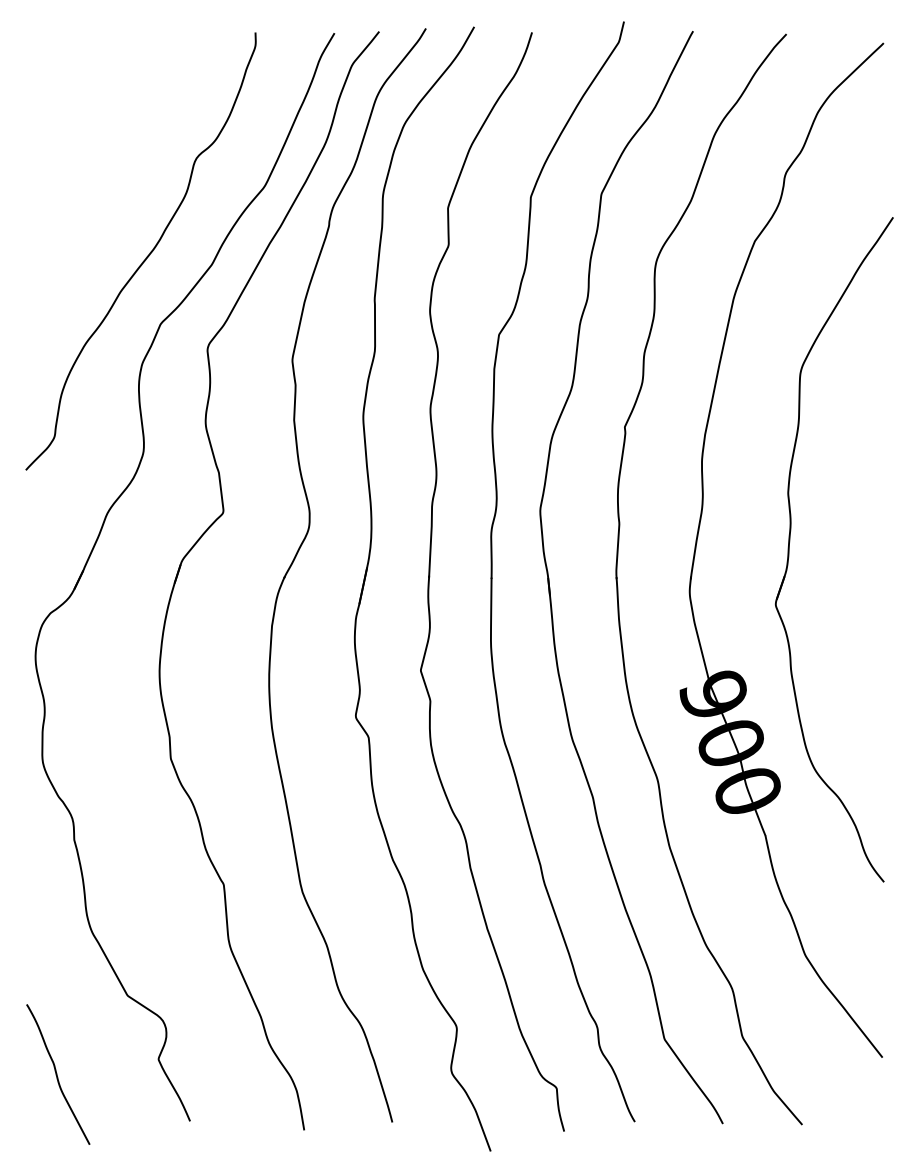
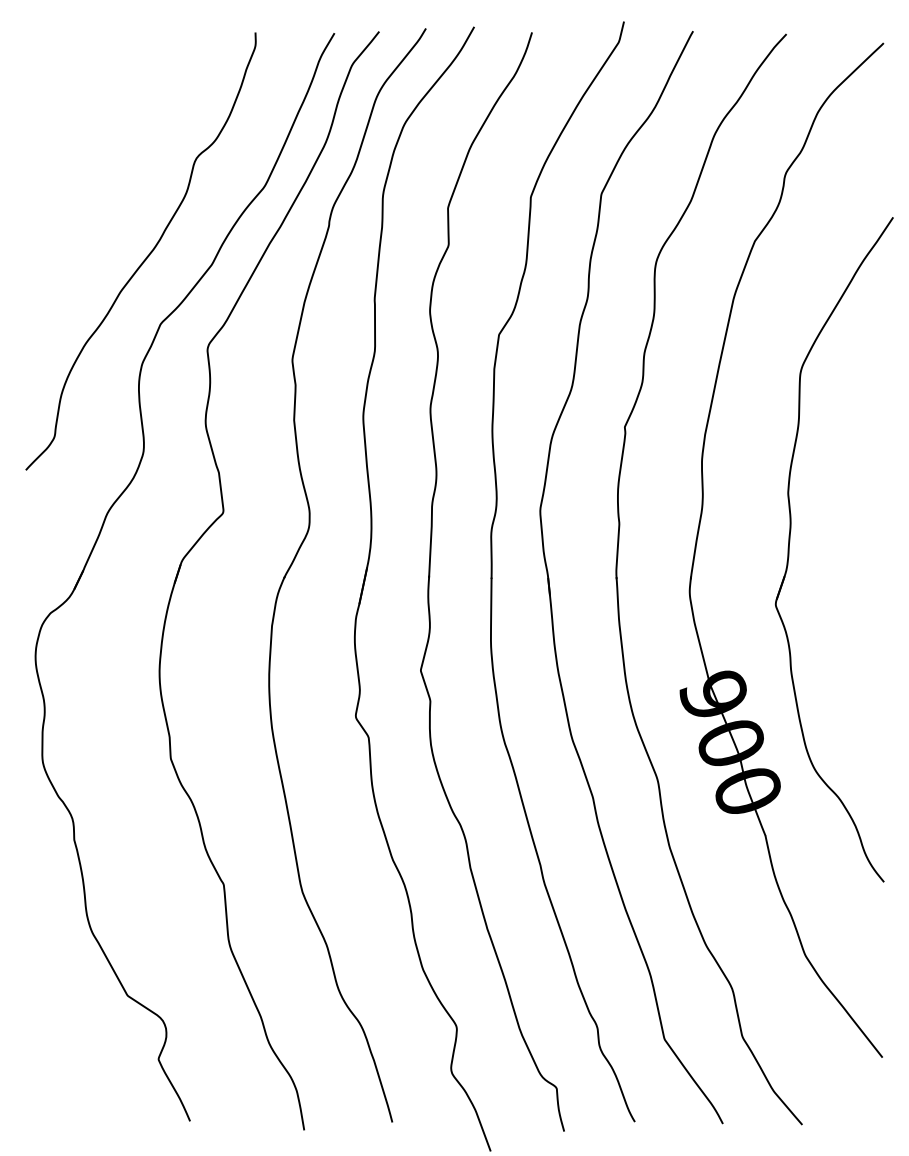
curve: present -> none (57, 1074)
